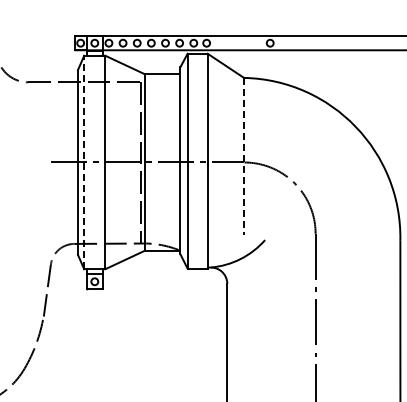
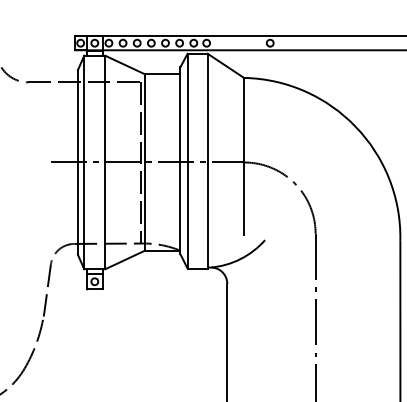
line: dashed -> solid (244, 156)
line: dashed -> solid (84, 162)
